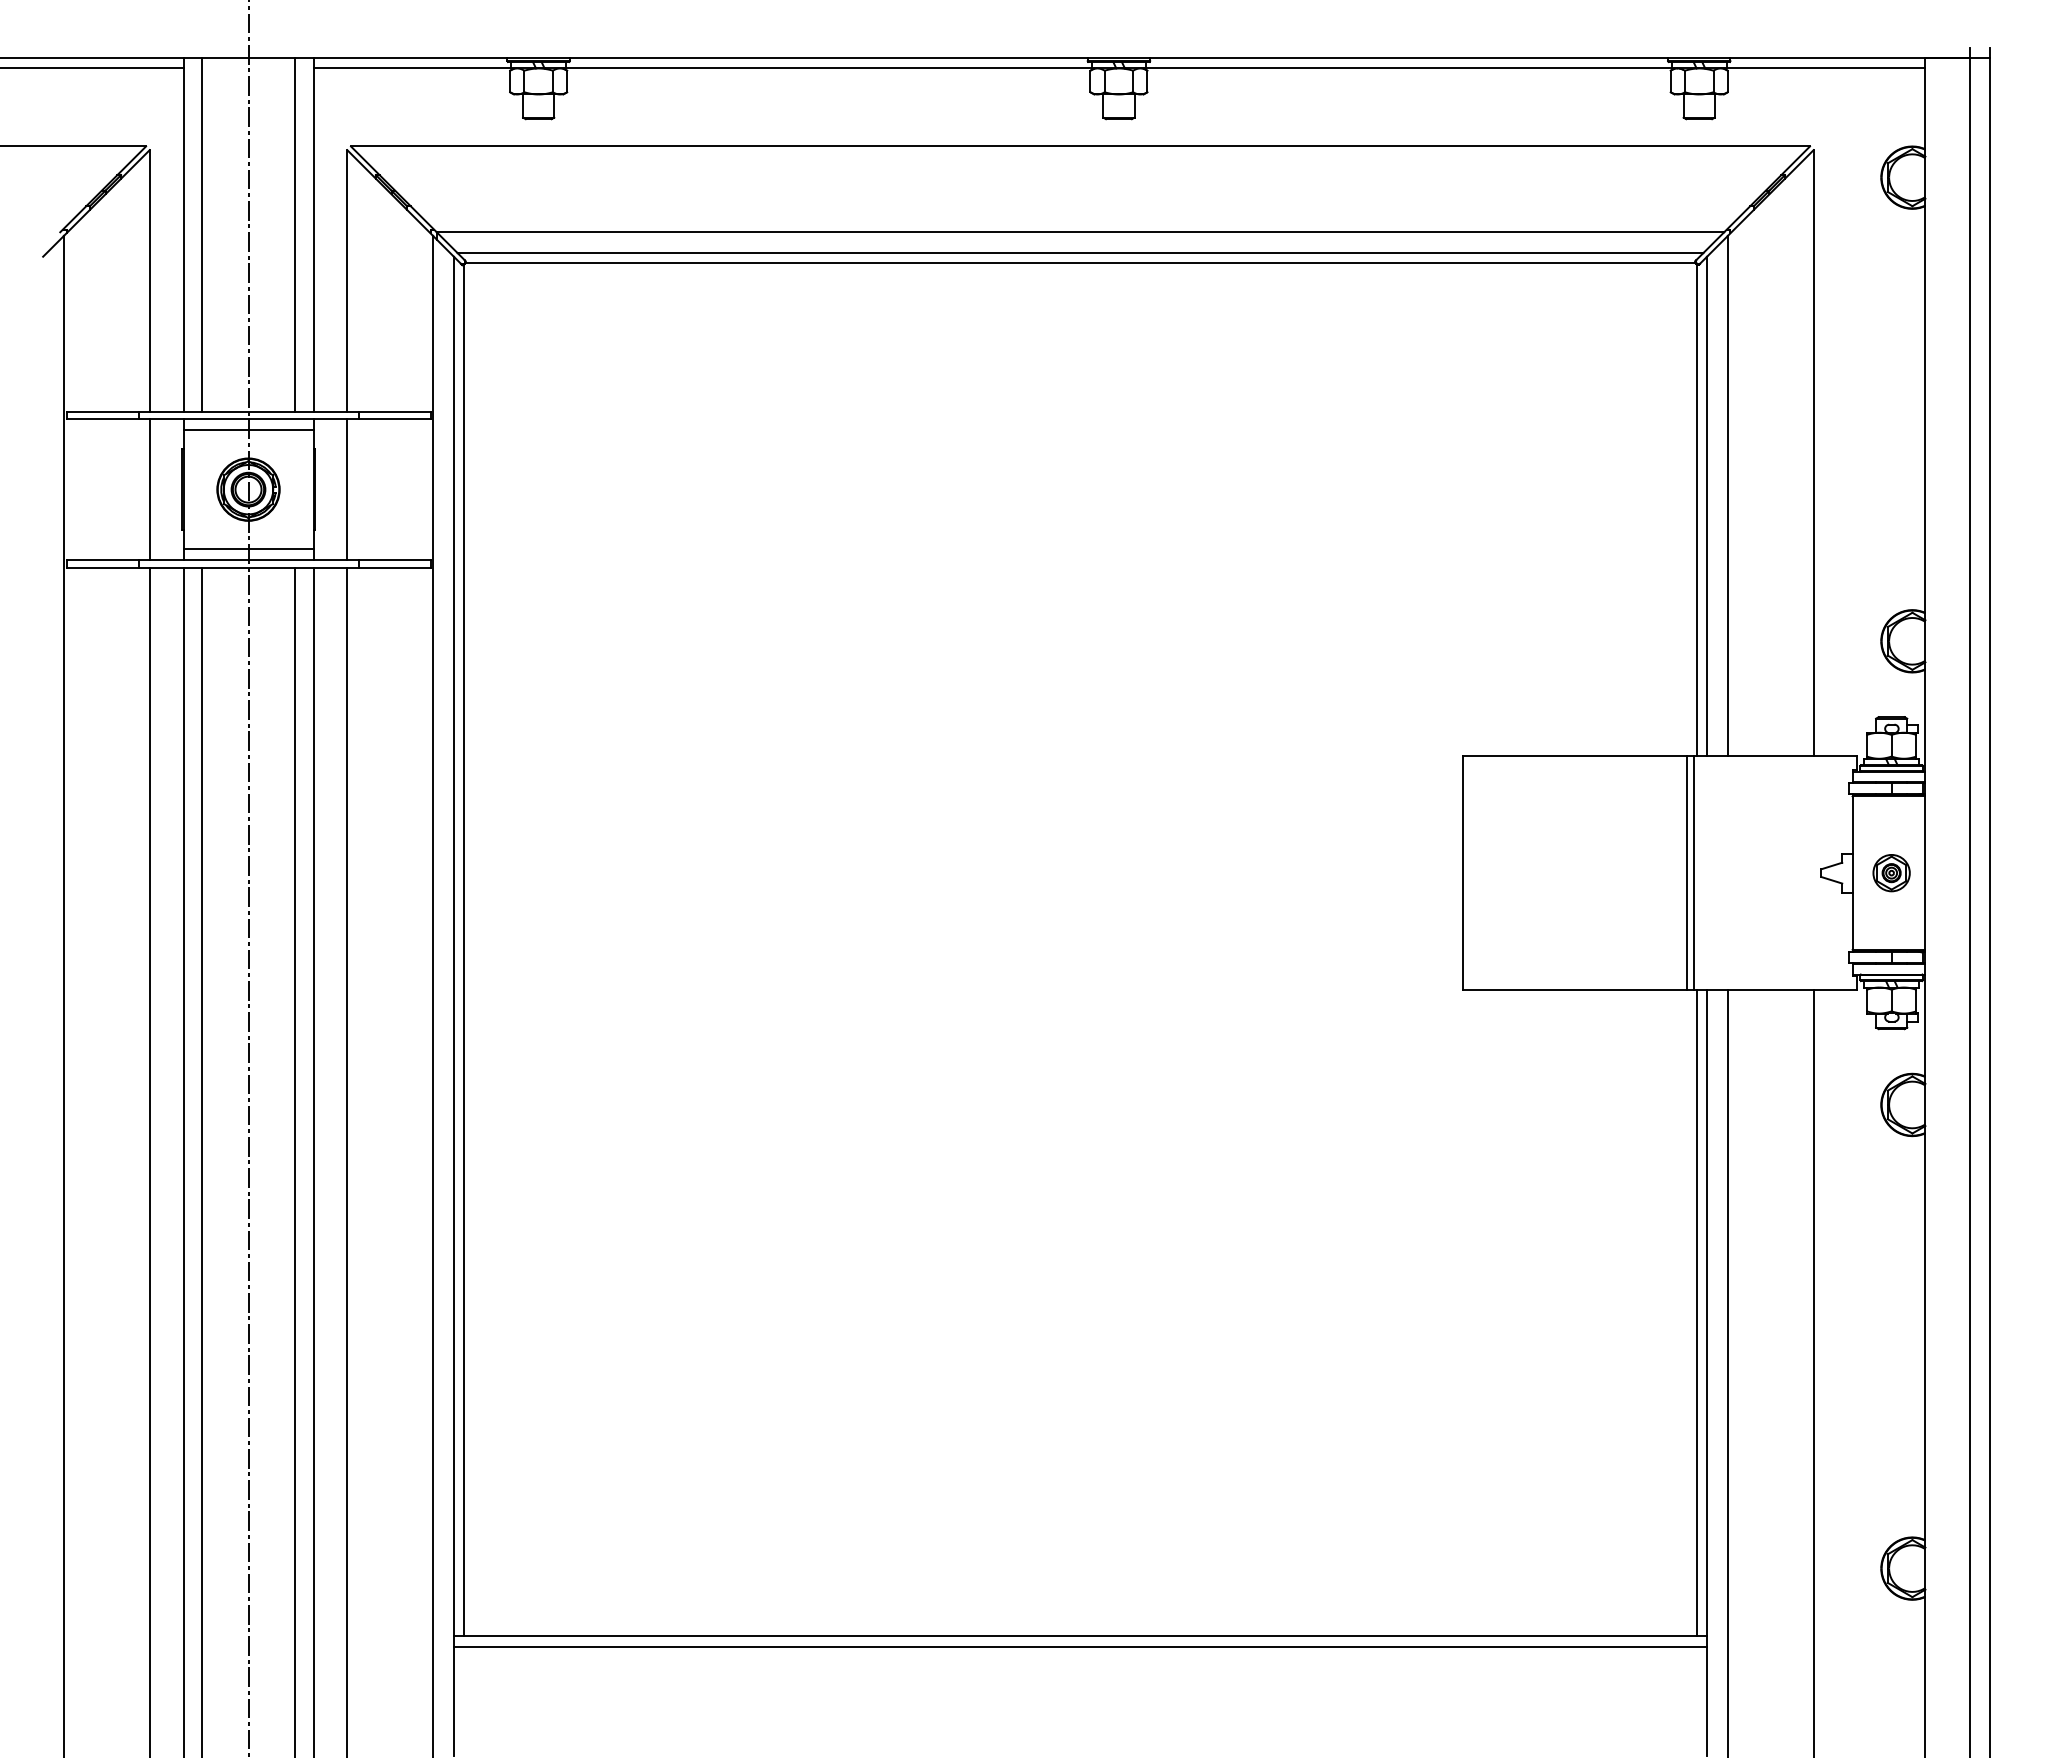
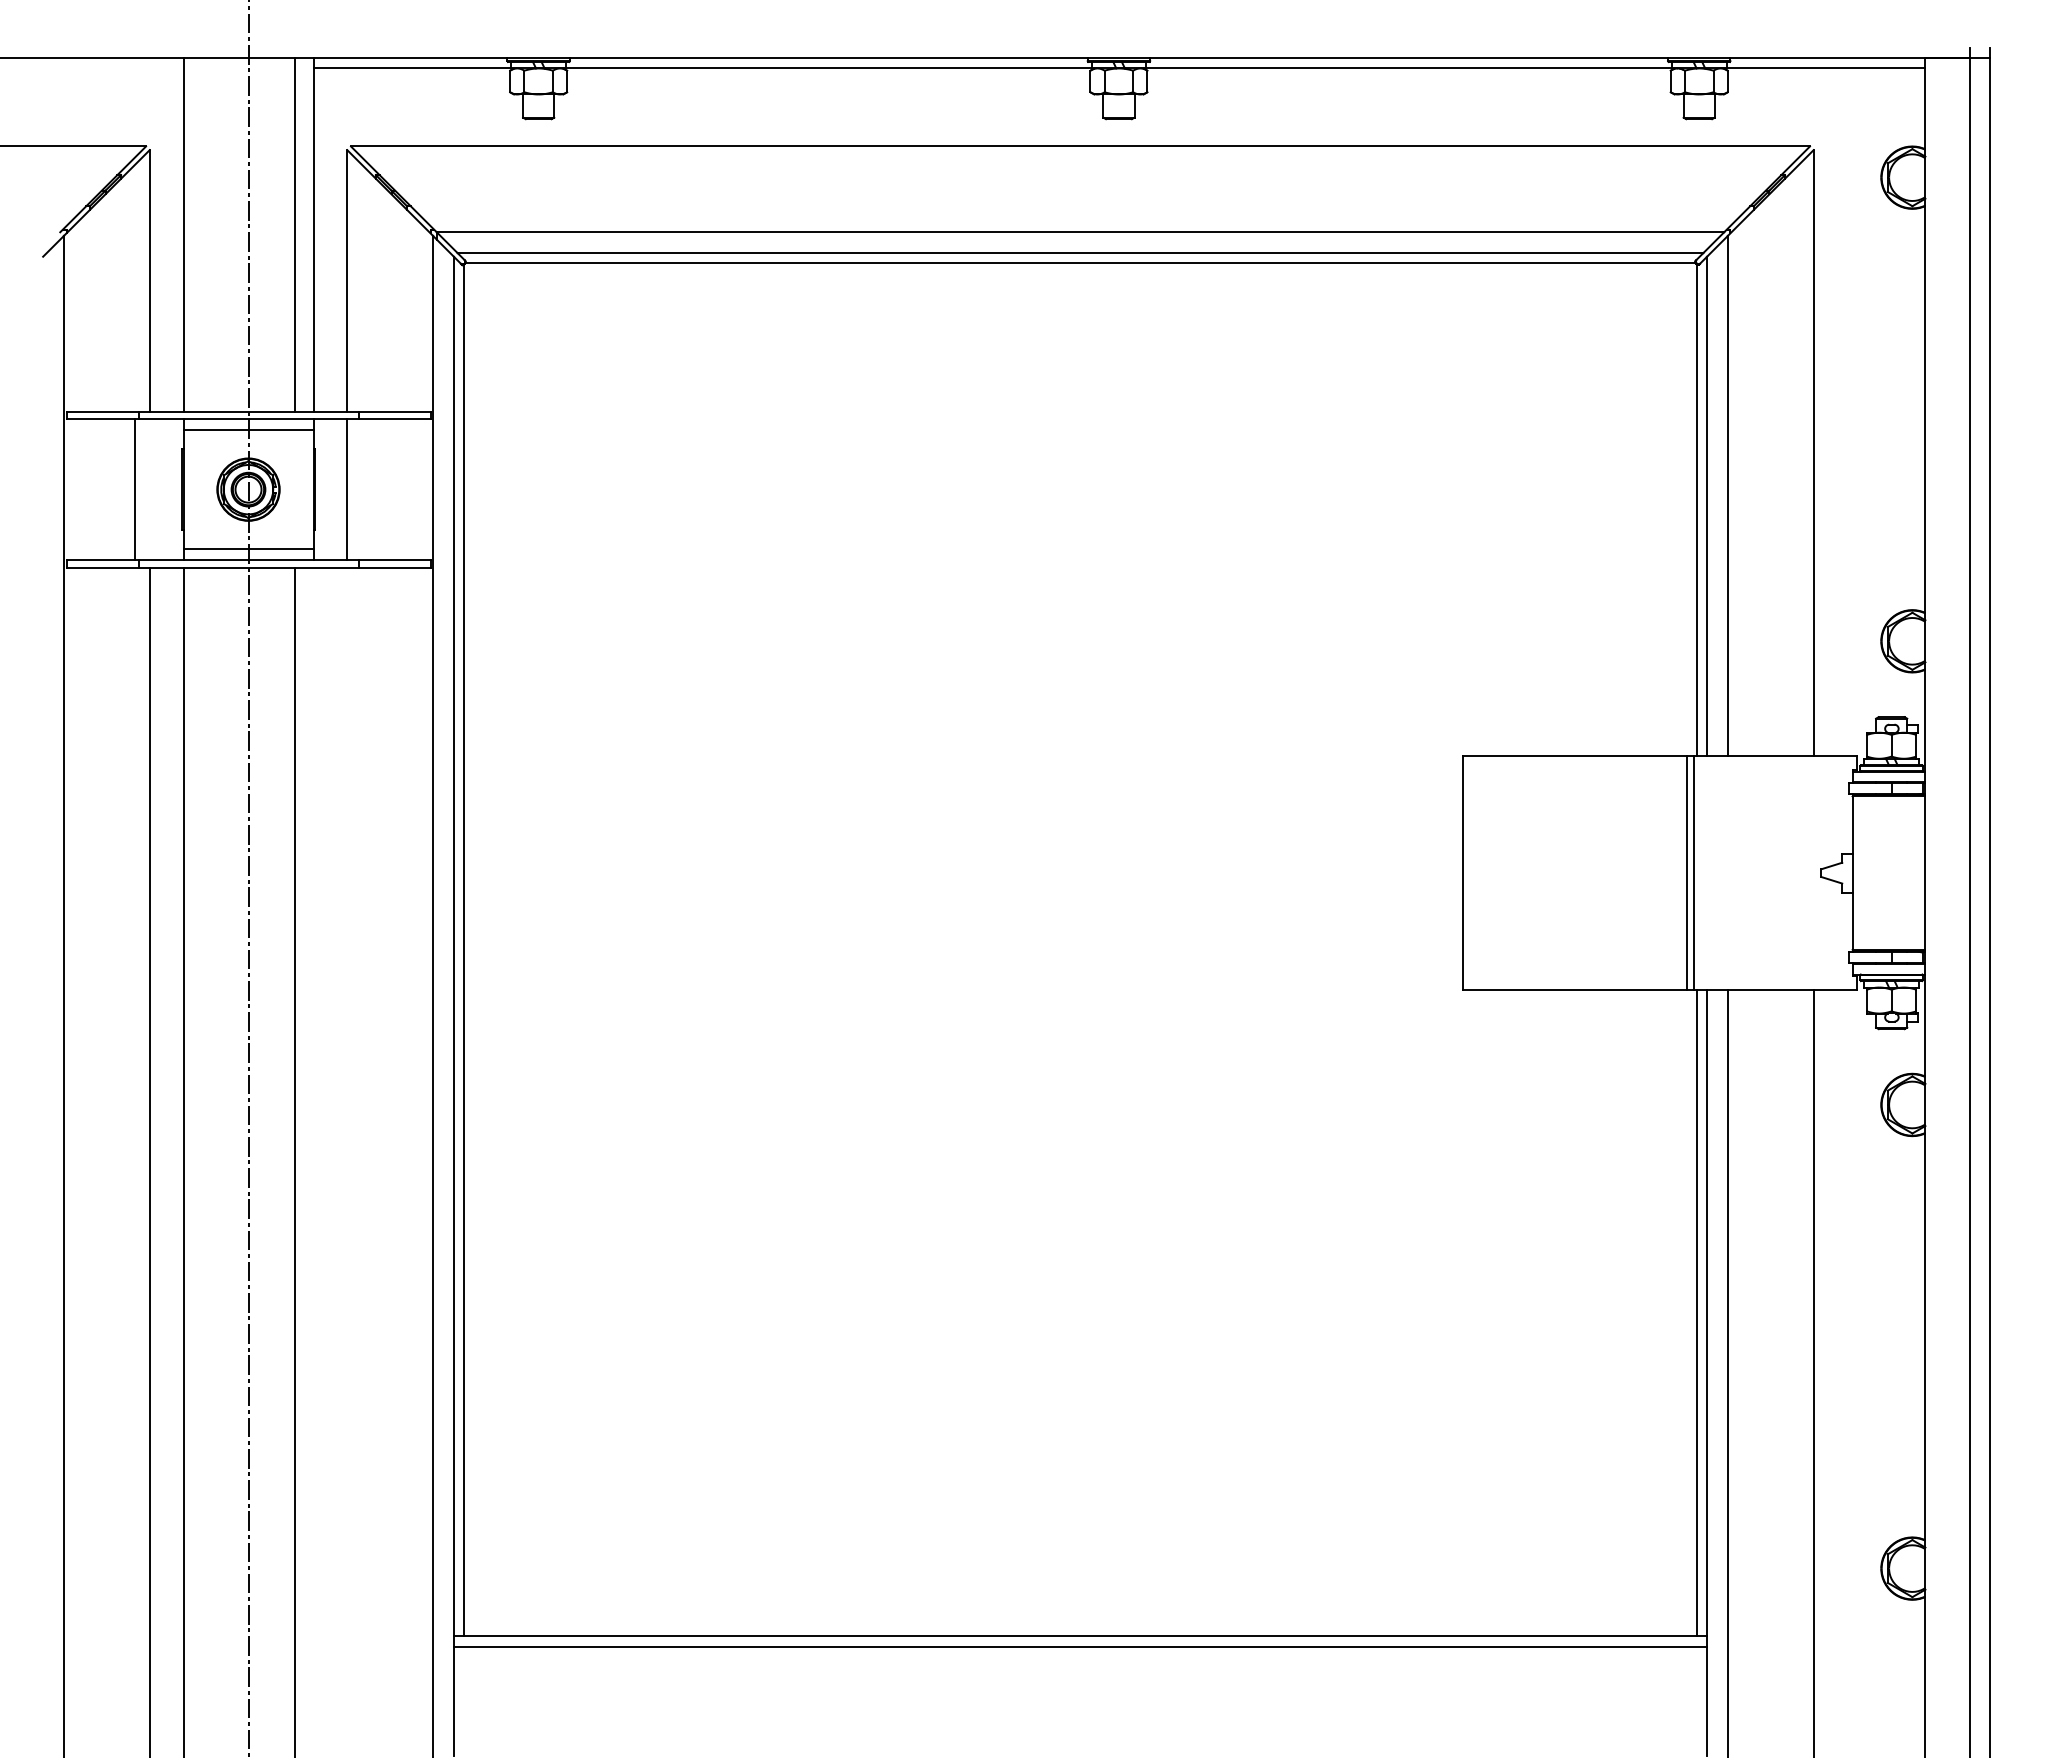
line: present -> none (92, 68)
line: present -> none (201, 234)
line position: (149, 489) -> (134, 489) (134, 489)
part: present -> none (1891, 873)
line: present -> none (201, 1160)
line: present -> none (313, 1160)
line: present -> none (347, 1160)
